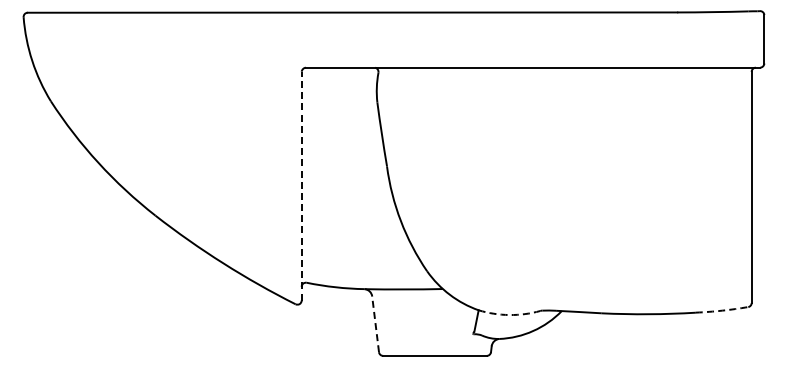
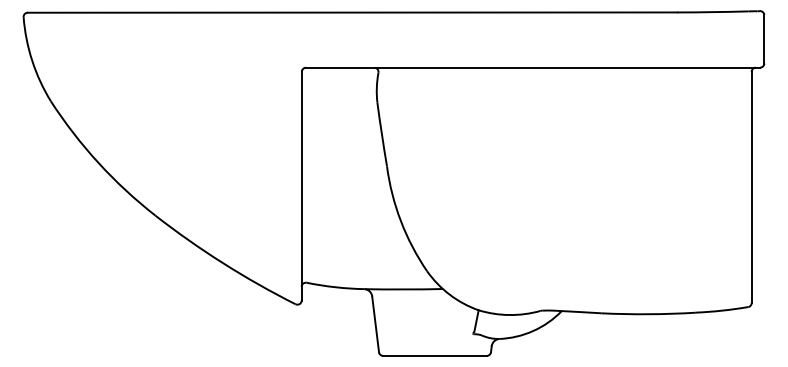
line: dashed -> solid (301, 185)
arc: dashed -> solid (722, 310)
arc: dashed -> solid (509, 315)
line: dashed -> solid (375, 323)
